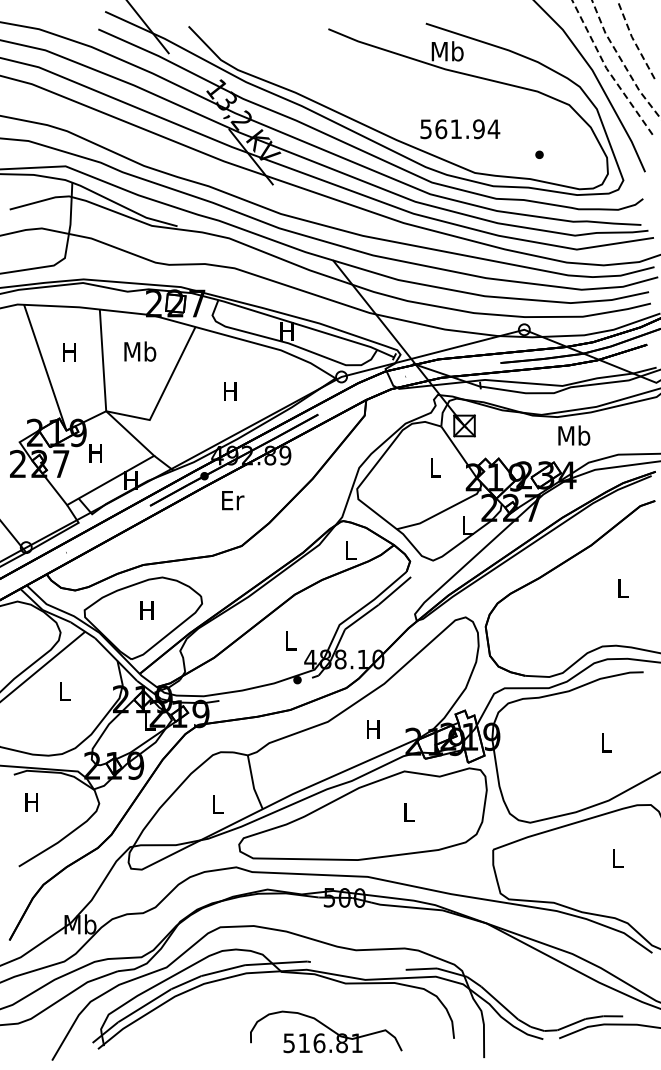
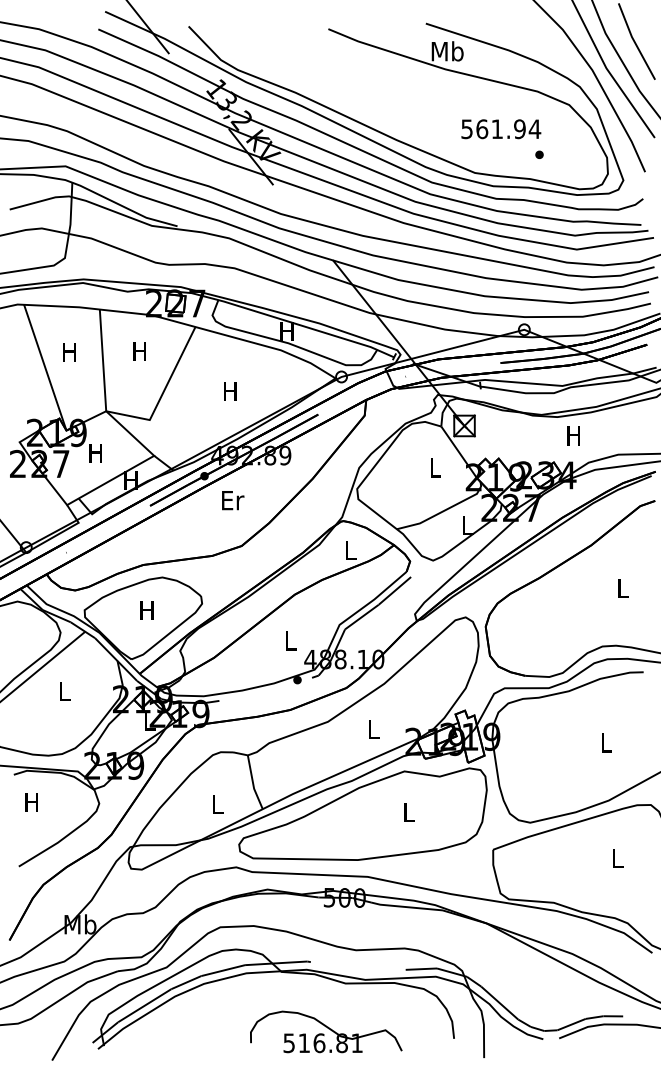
line: dashed -> solid (634, 42)
line: dashed -> solid (622, 62)
line: dashed -> solid (608, 71)
text position: (460, 129) -> (501, 129) (501, 129)
text: Mb -> H (140, 351)
text: Mb -> H (574, 435)
text: H -> L (373, 729)
